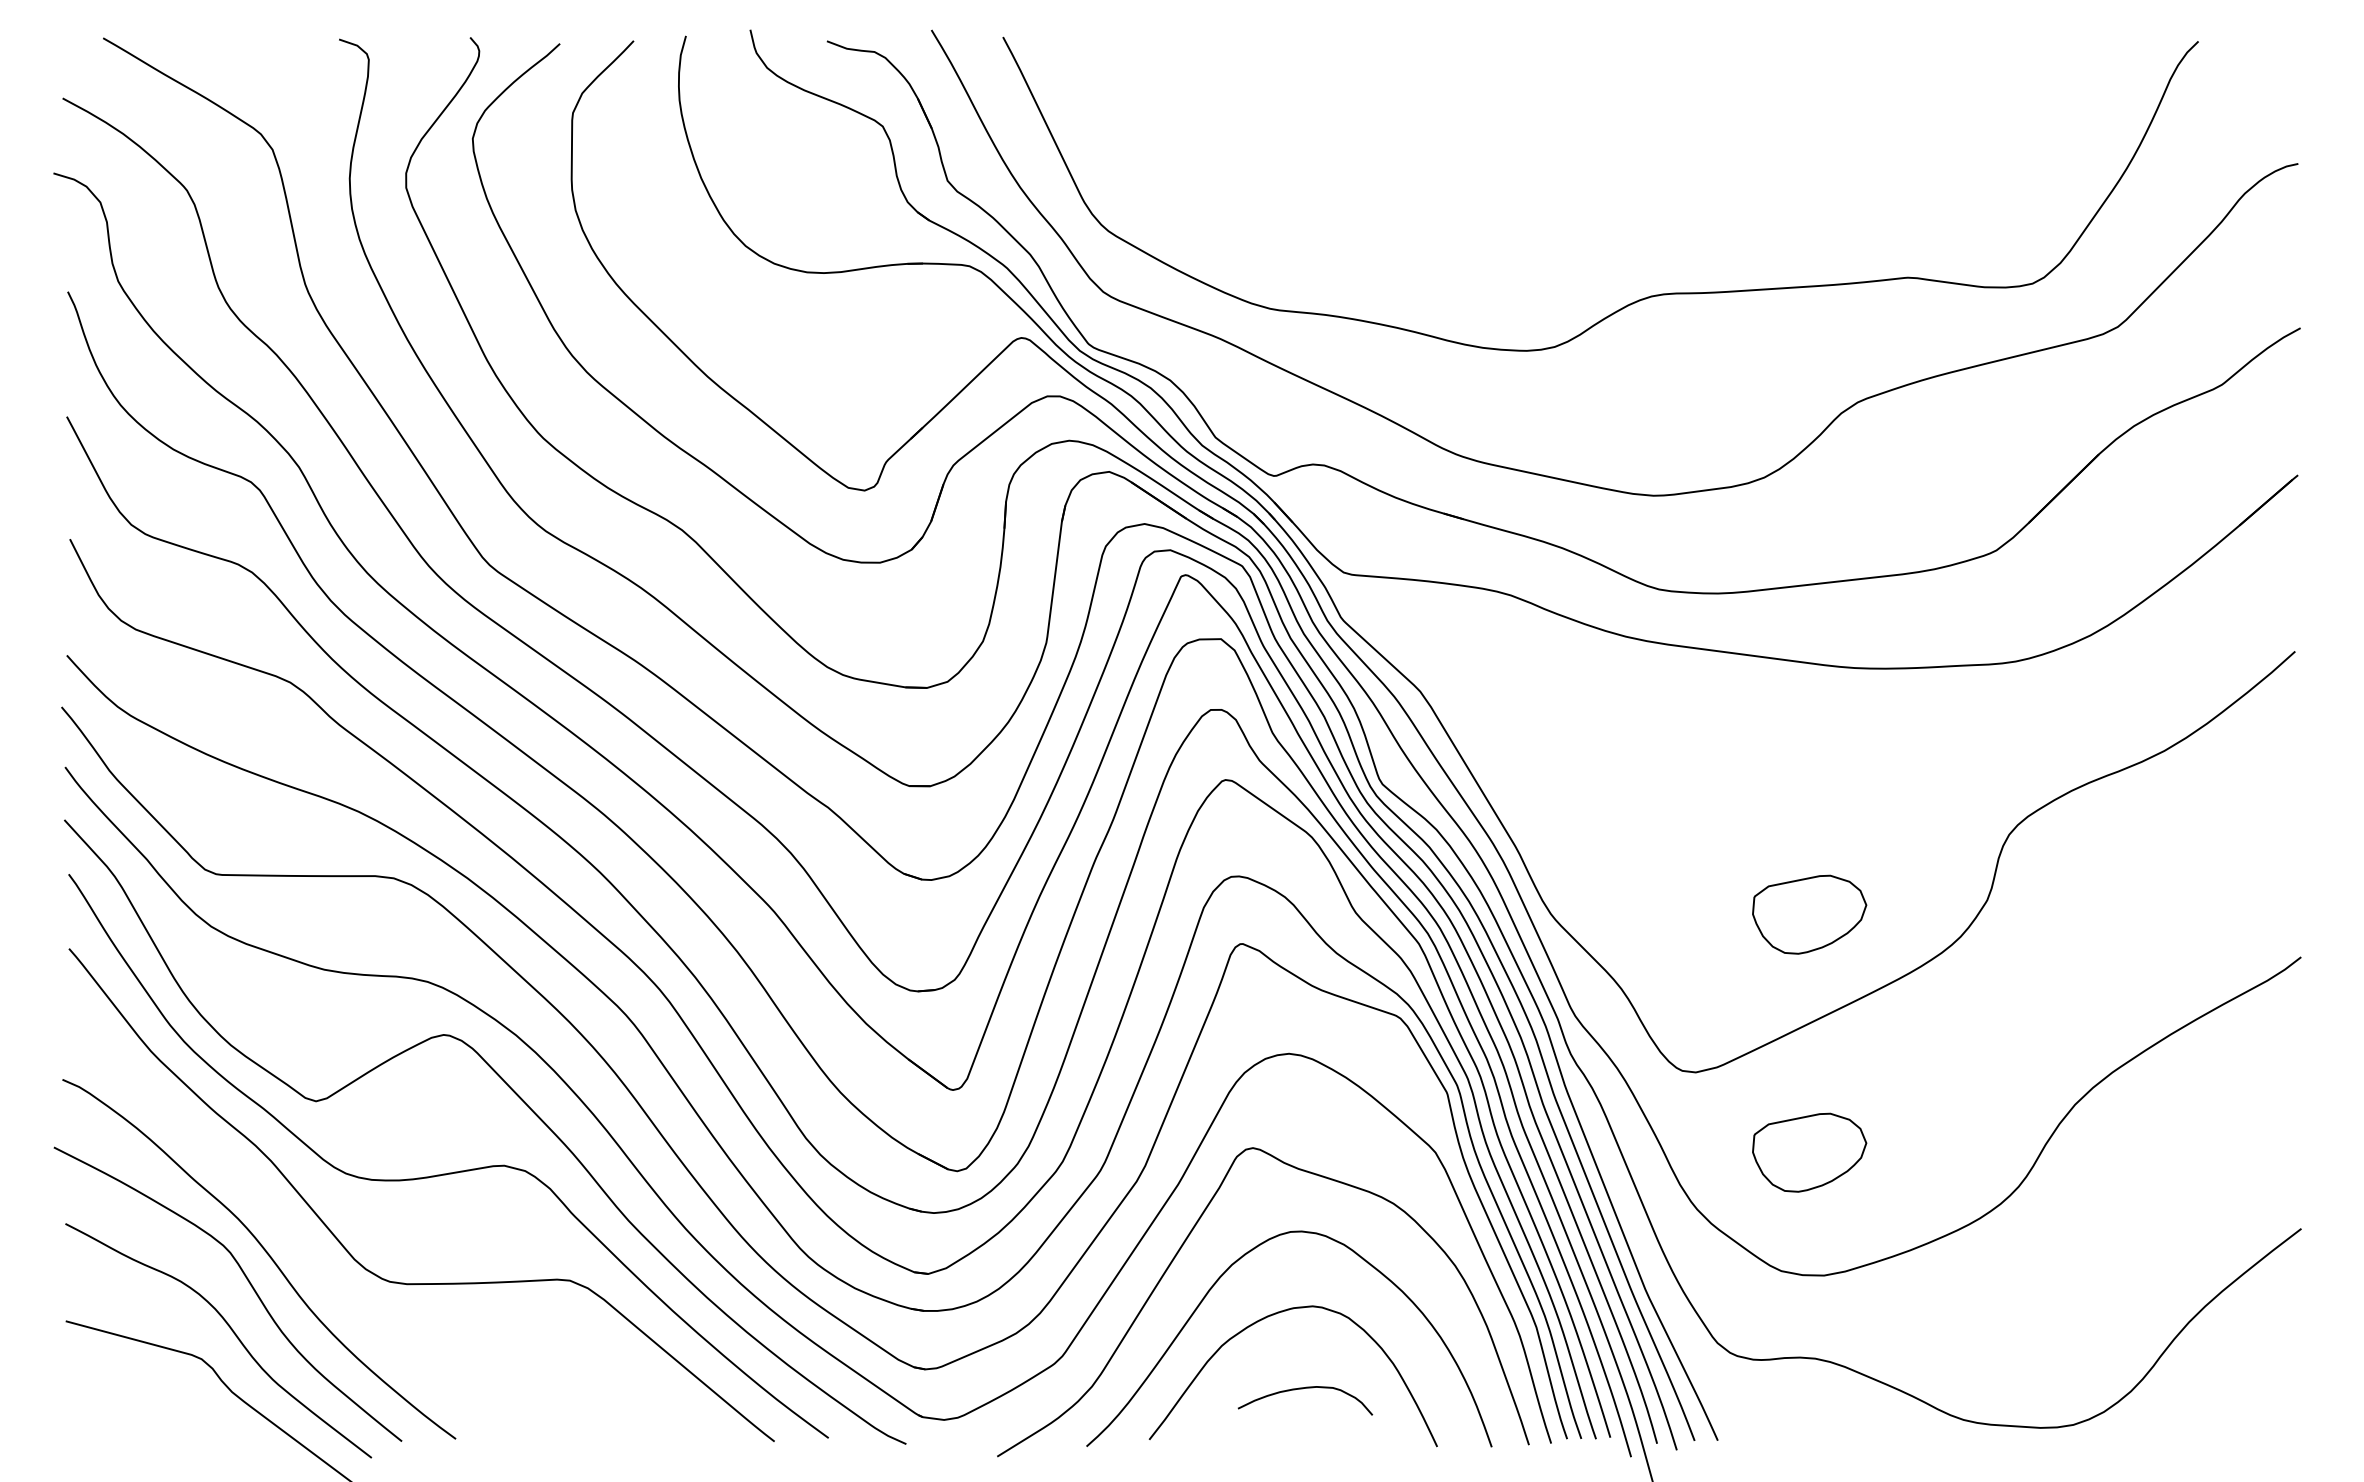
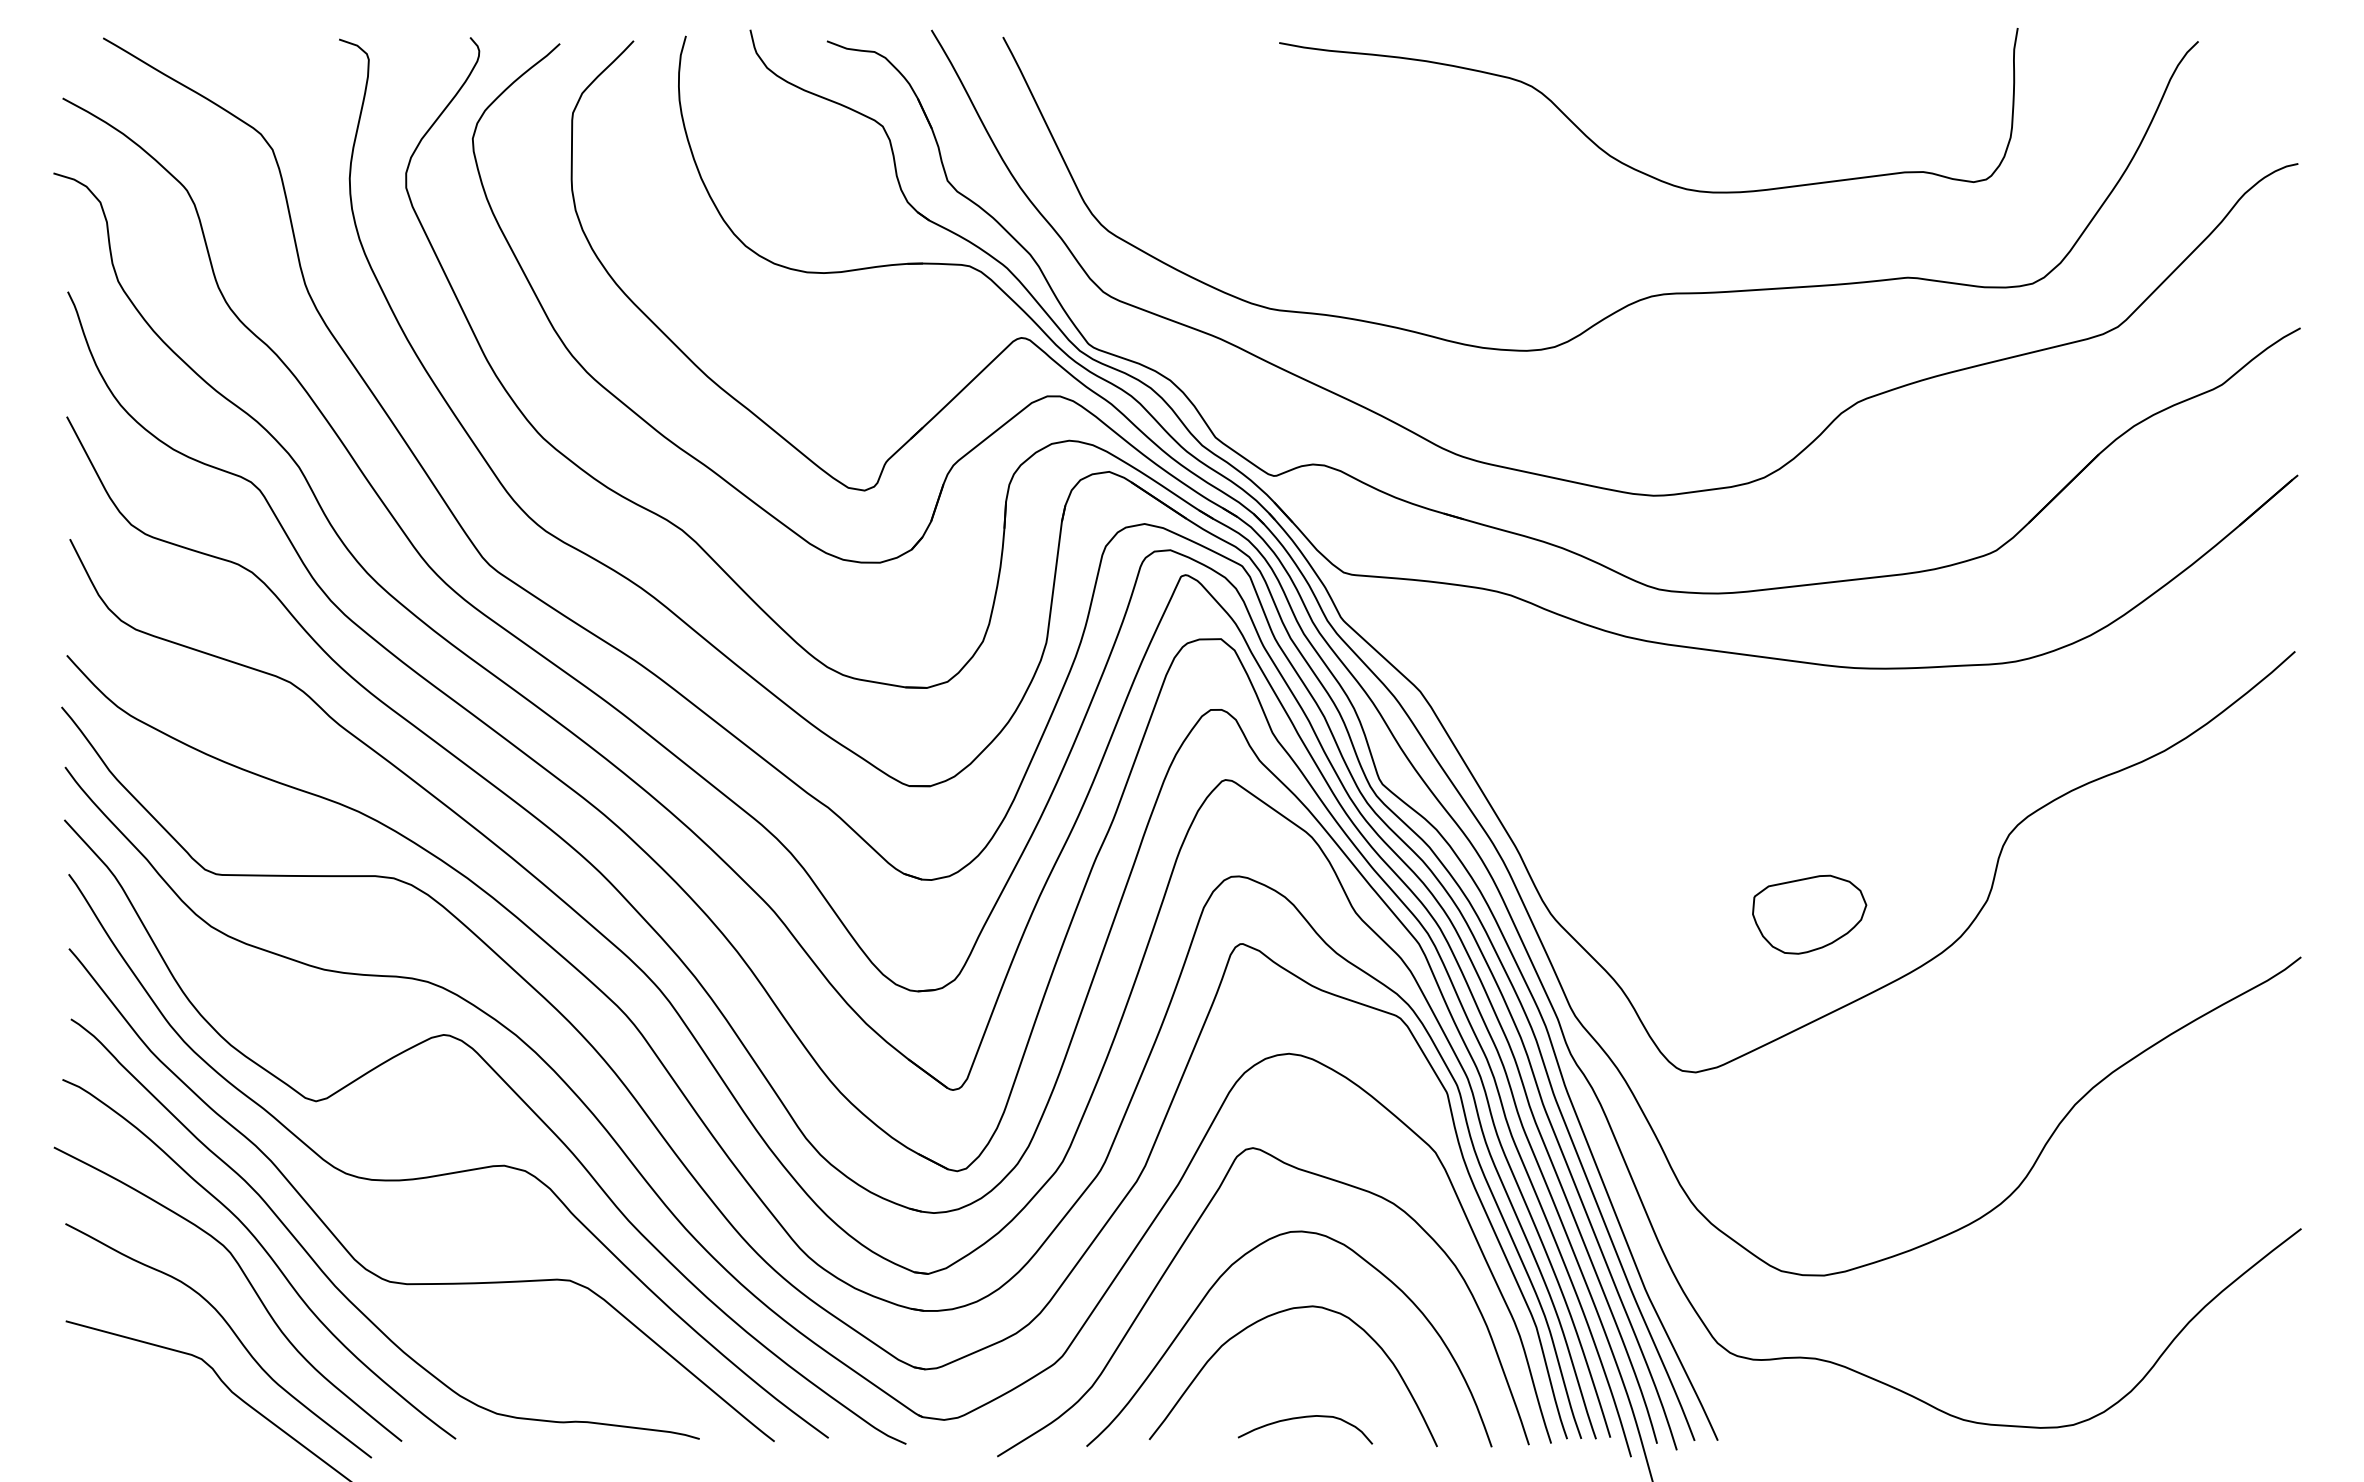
curve: none -> present (1618, 159)
part: present -> none (1809, 1152)
curve: none -> present (328, 1276)
curve position: (1302, 1389) -> (1302, 1418) (1302, 1418)
